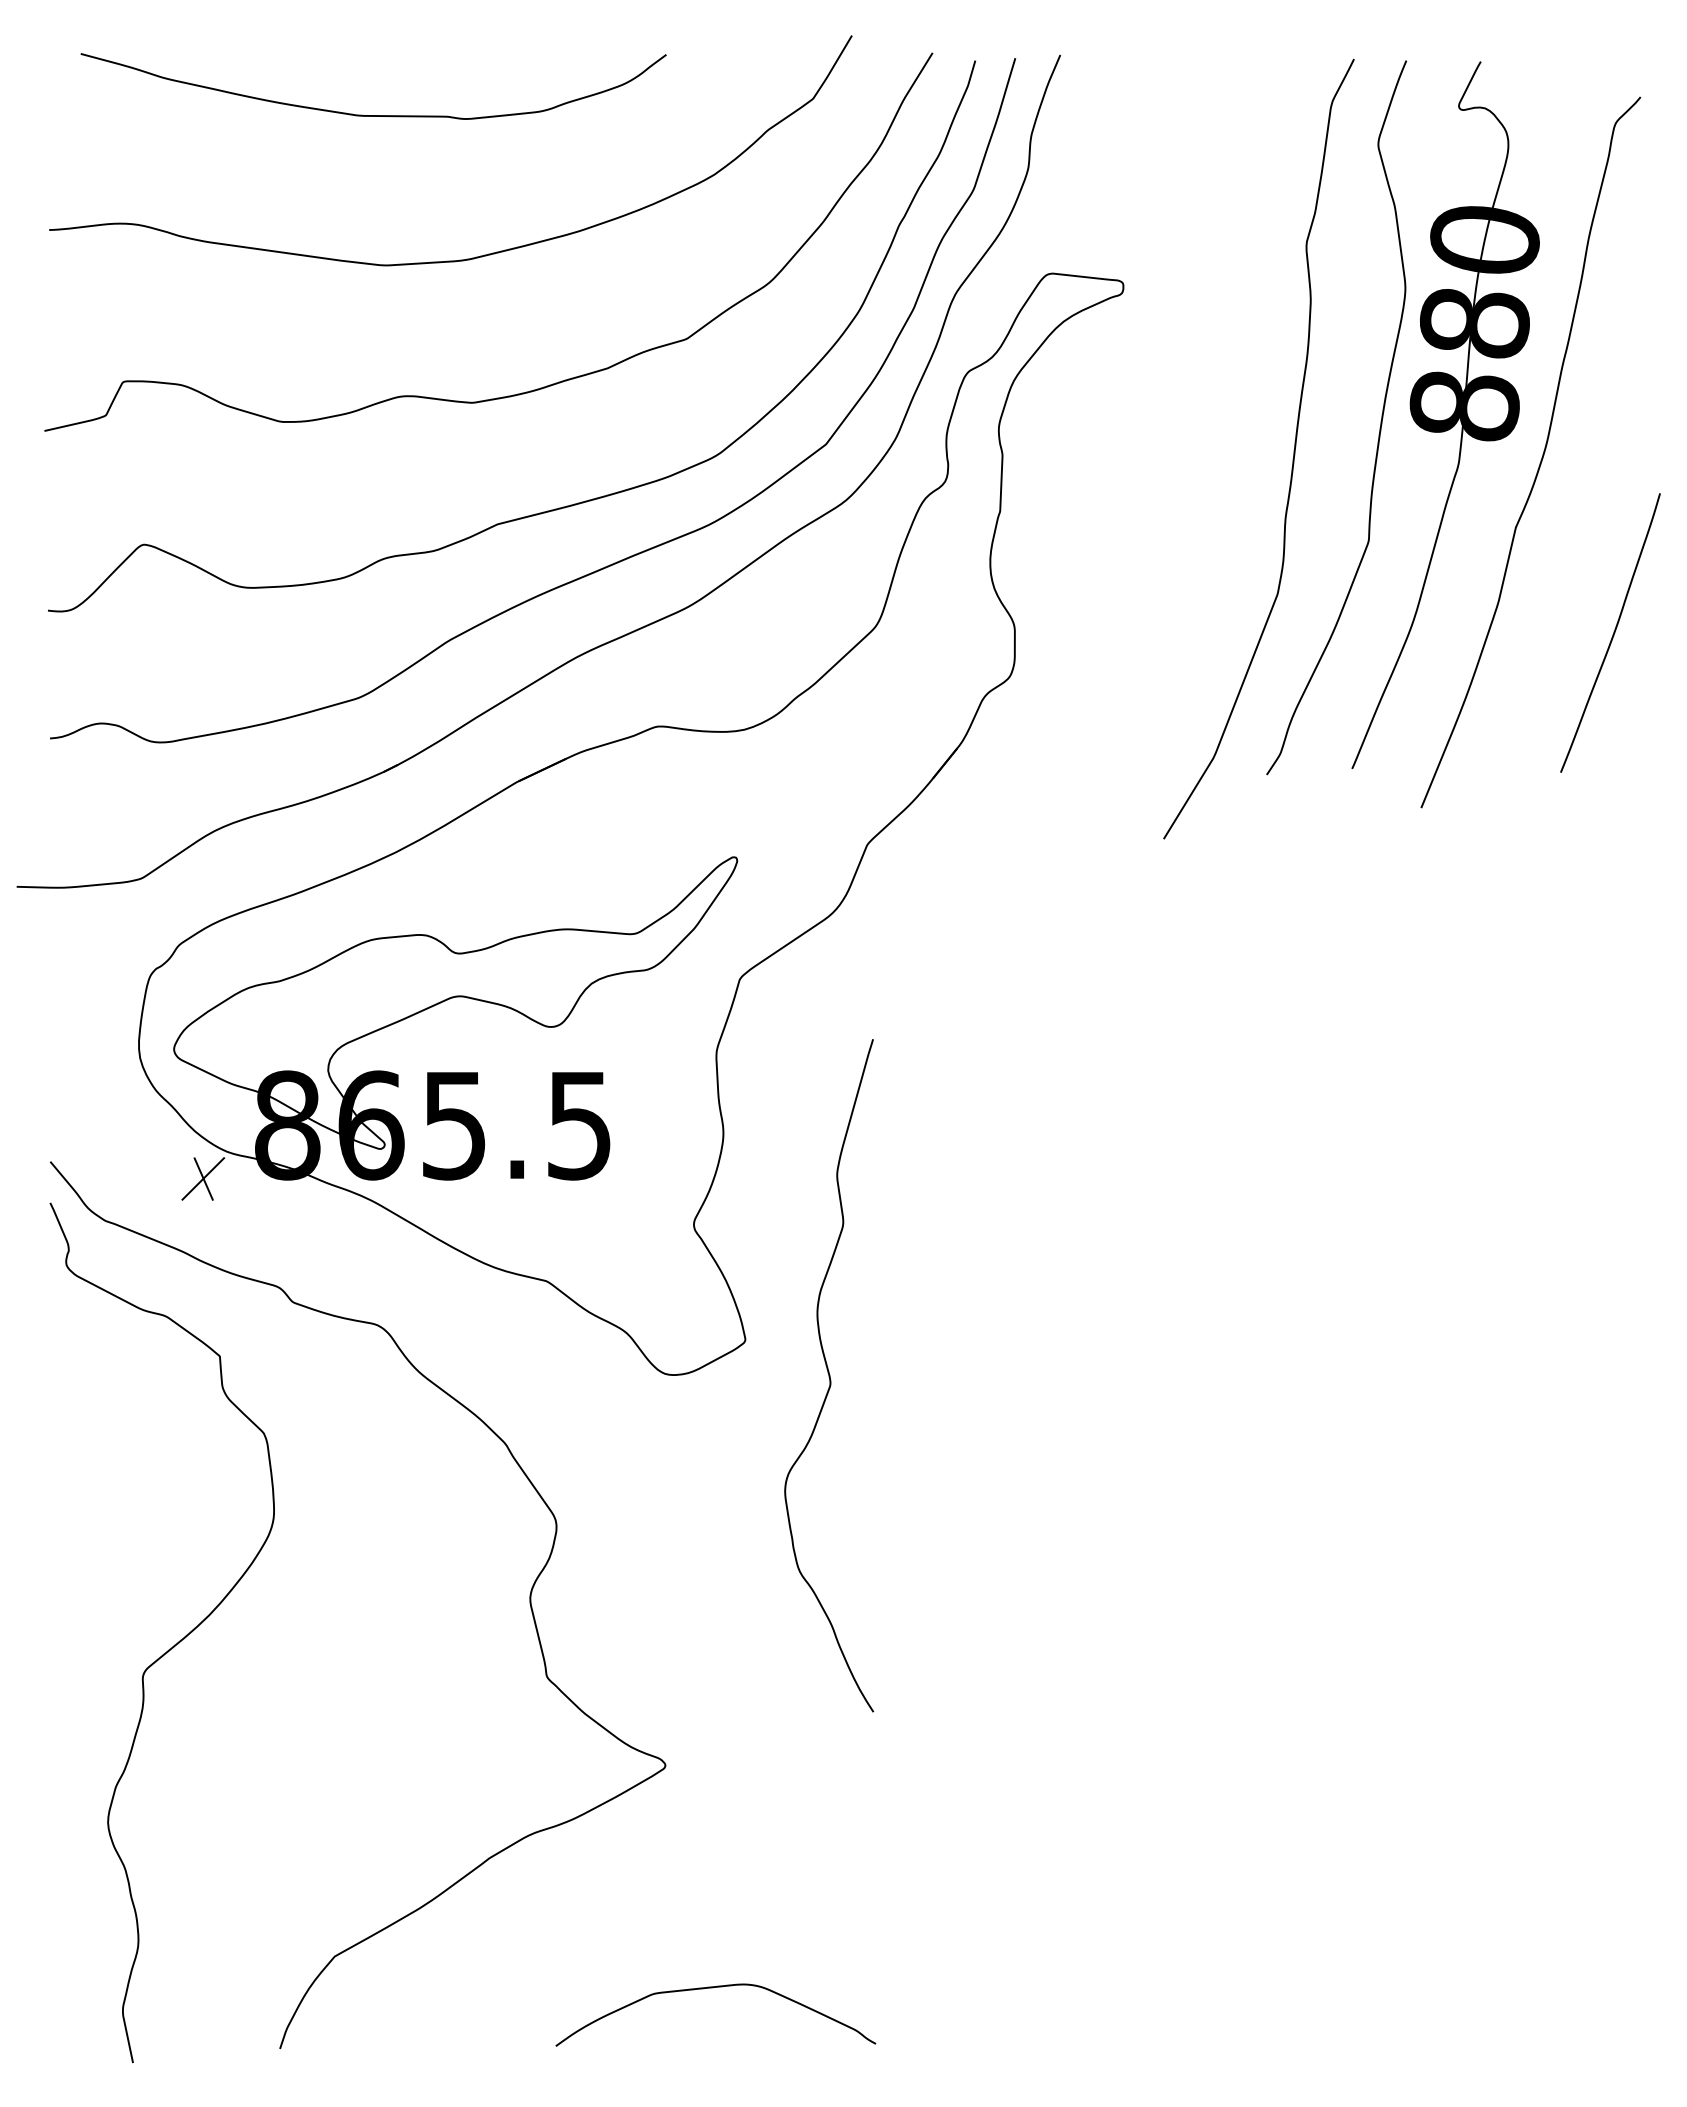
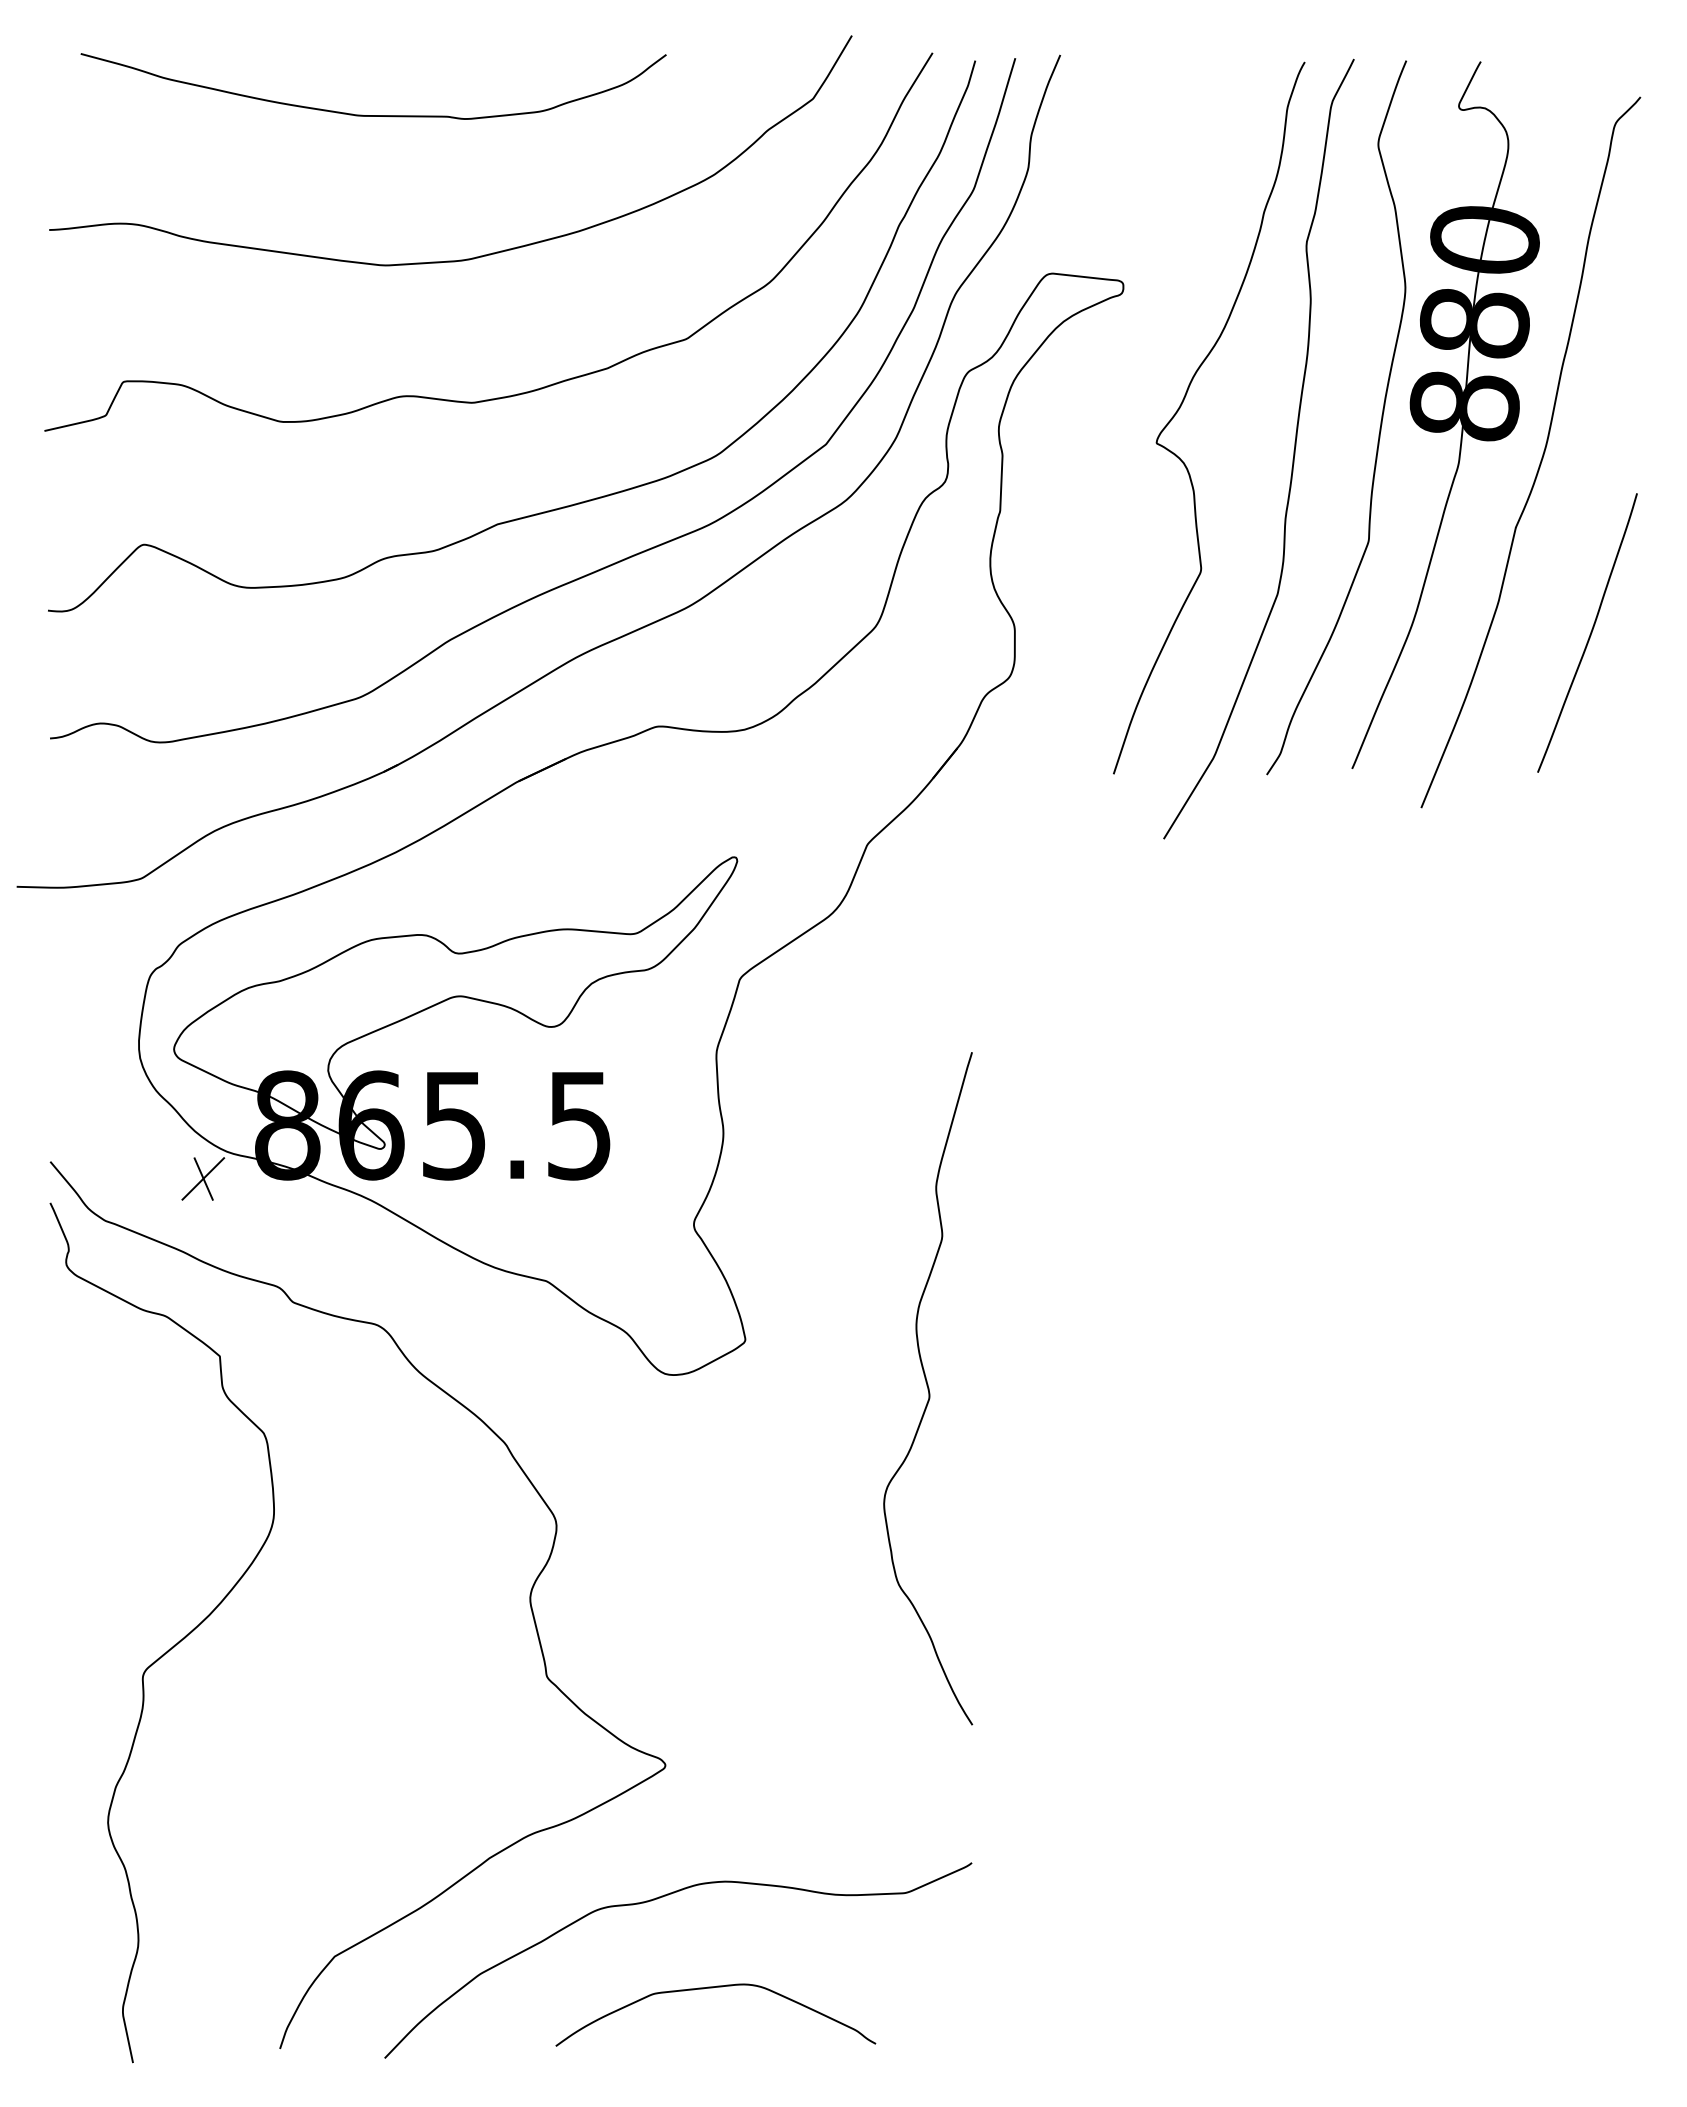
curve: none -> present (1182, 404)
curve position: (1612, 634) -> (1589, 634) (1589, 634)
curve position: (829, 1375) -> (928, 1388) (928, 1388)
curve: none -> present (657, 1899)
